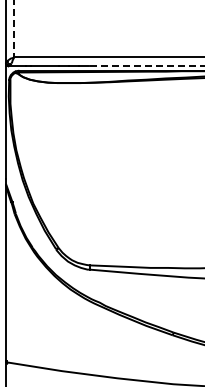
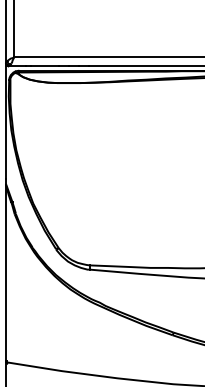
line: dashed -> solid (14, 29)
line: dashed -> solid (146, 66)
